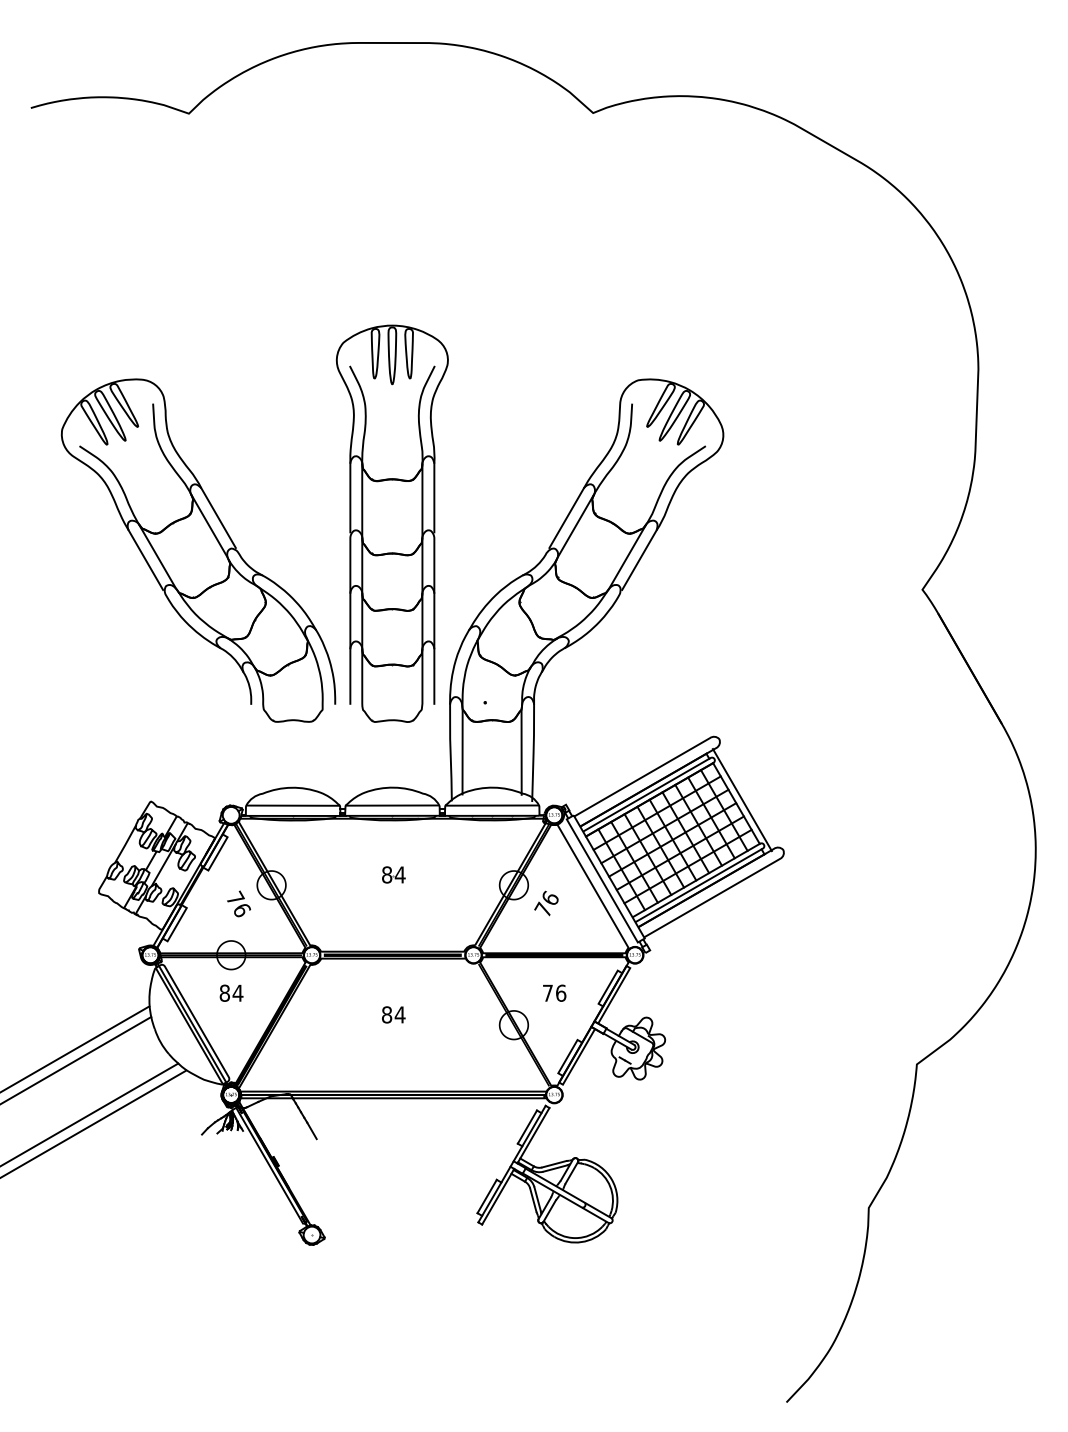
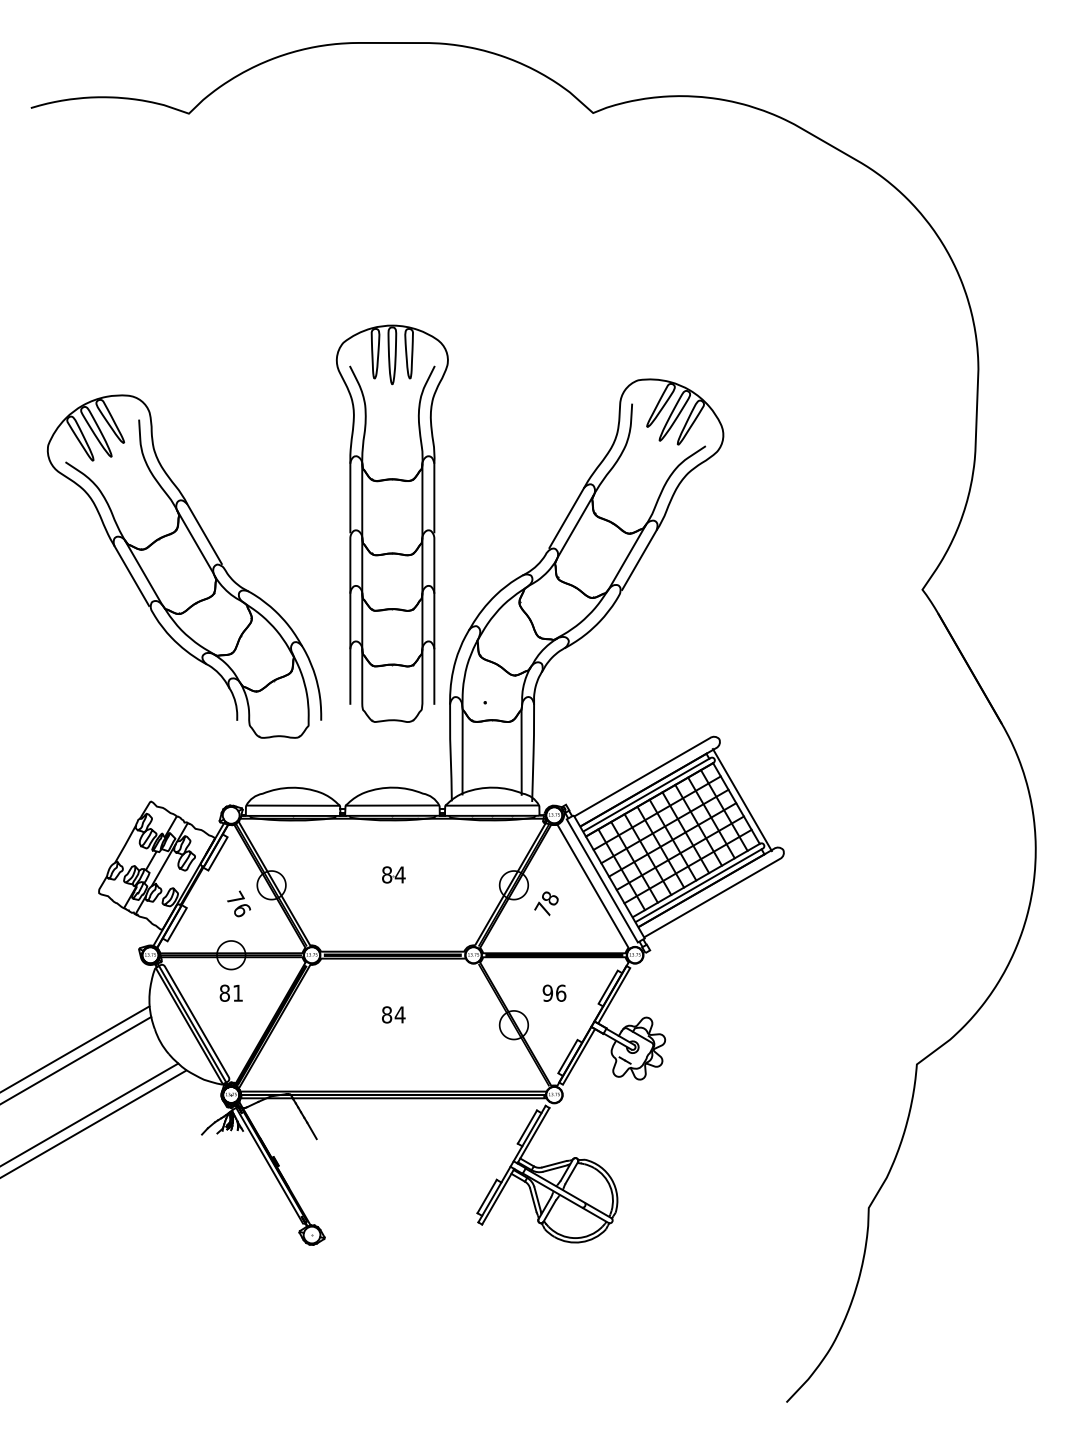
part position: (198, 550) -> (184, 566) (184, 566)
text: 76 -> 78 (550, 897)
text: 84 -> 81 (237, 992)
text: 76 -> 96 (547, 992)
